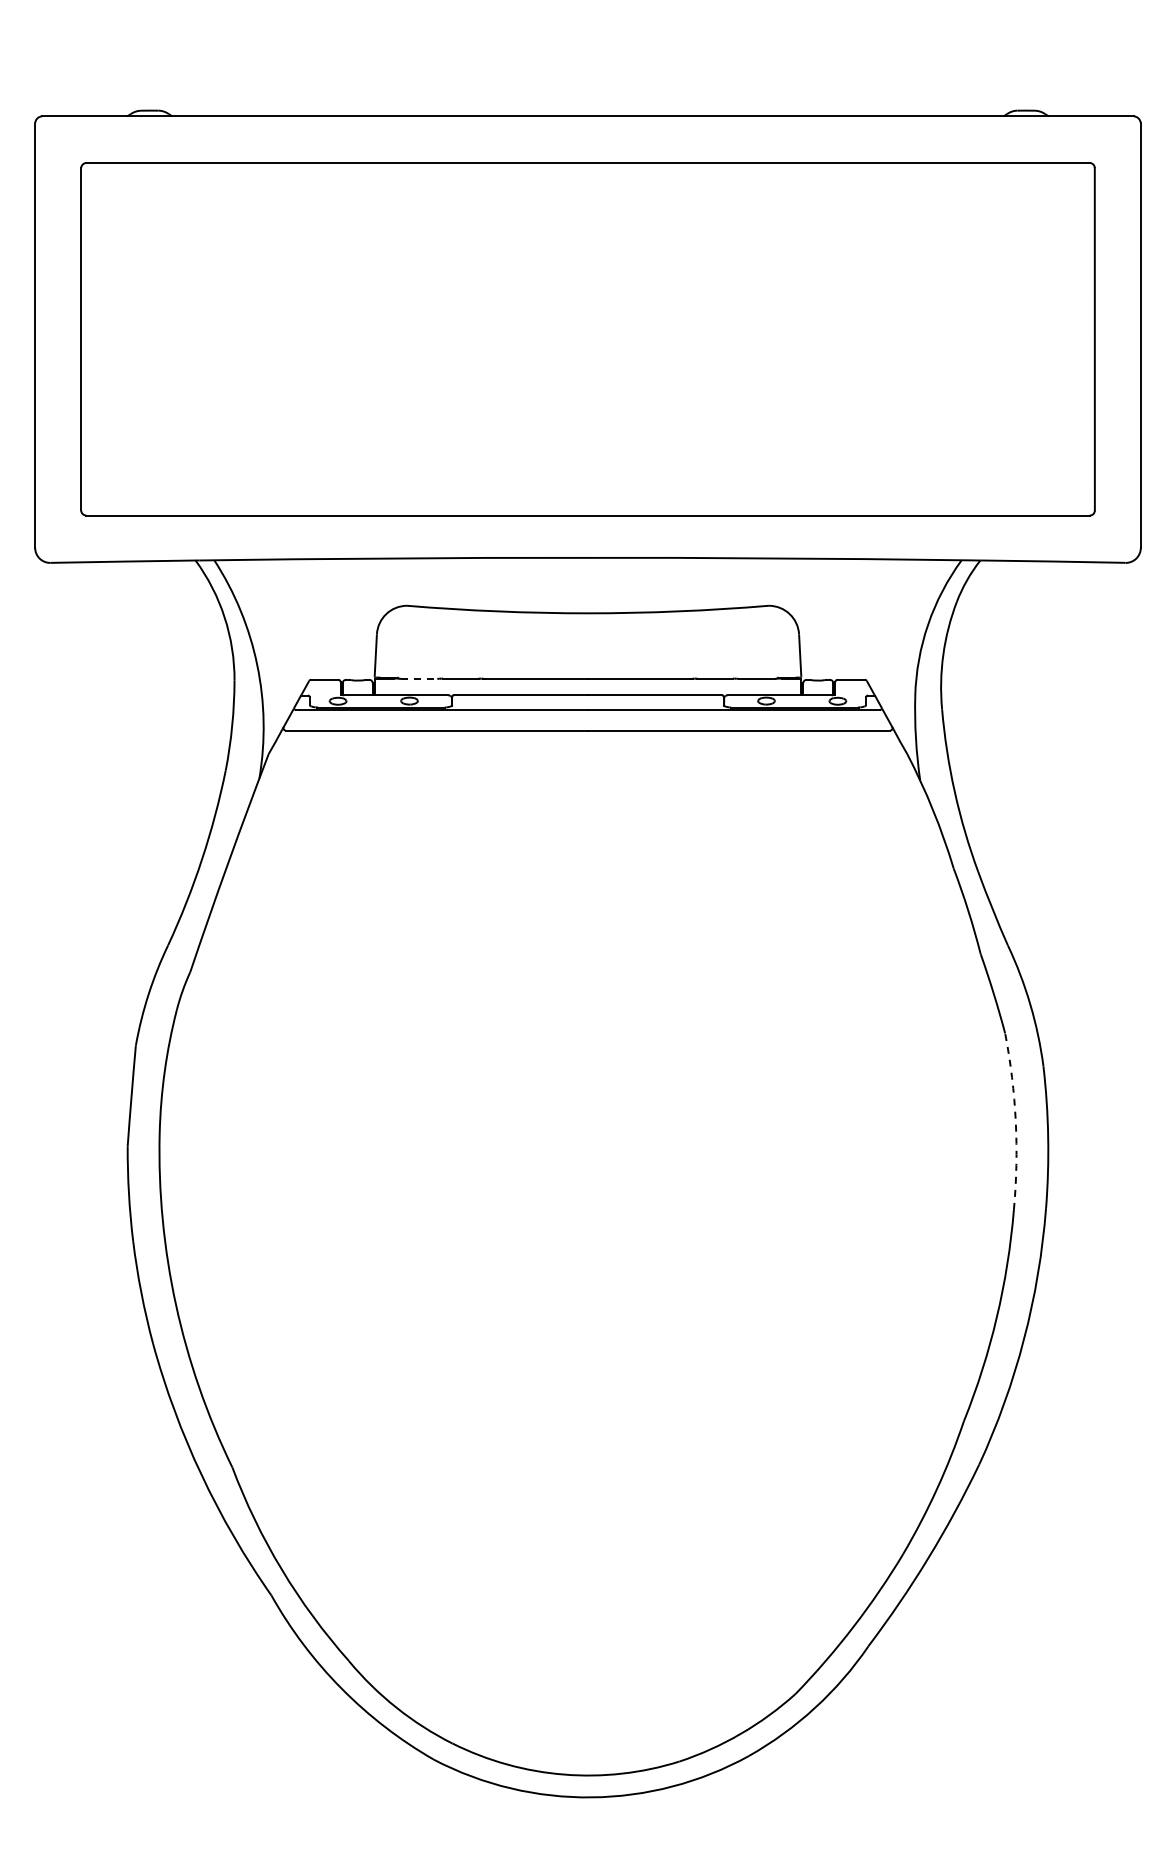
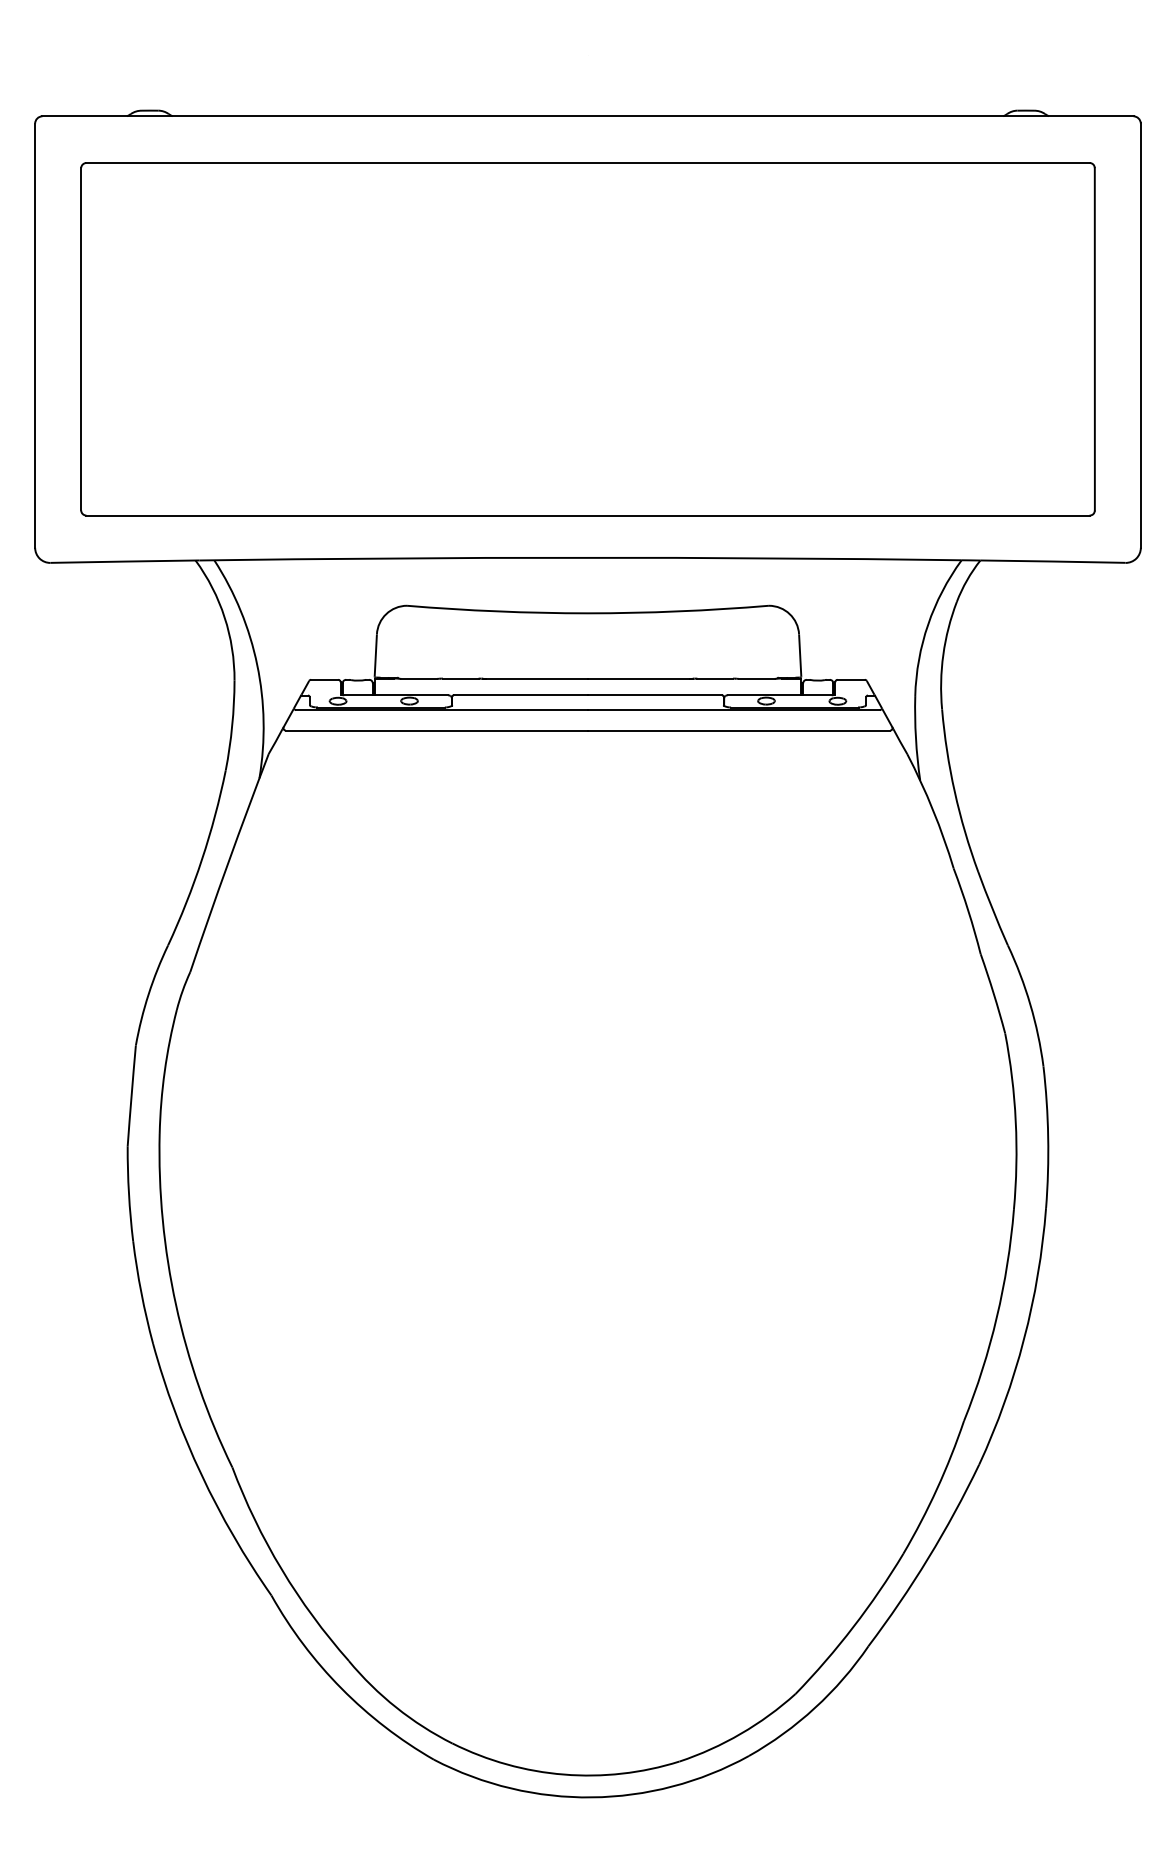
line: dashed -> solid (419, 678)
arc: dashed -> solid (1015, 1121)
